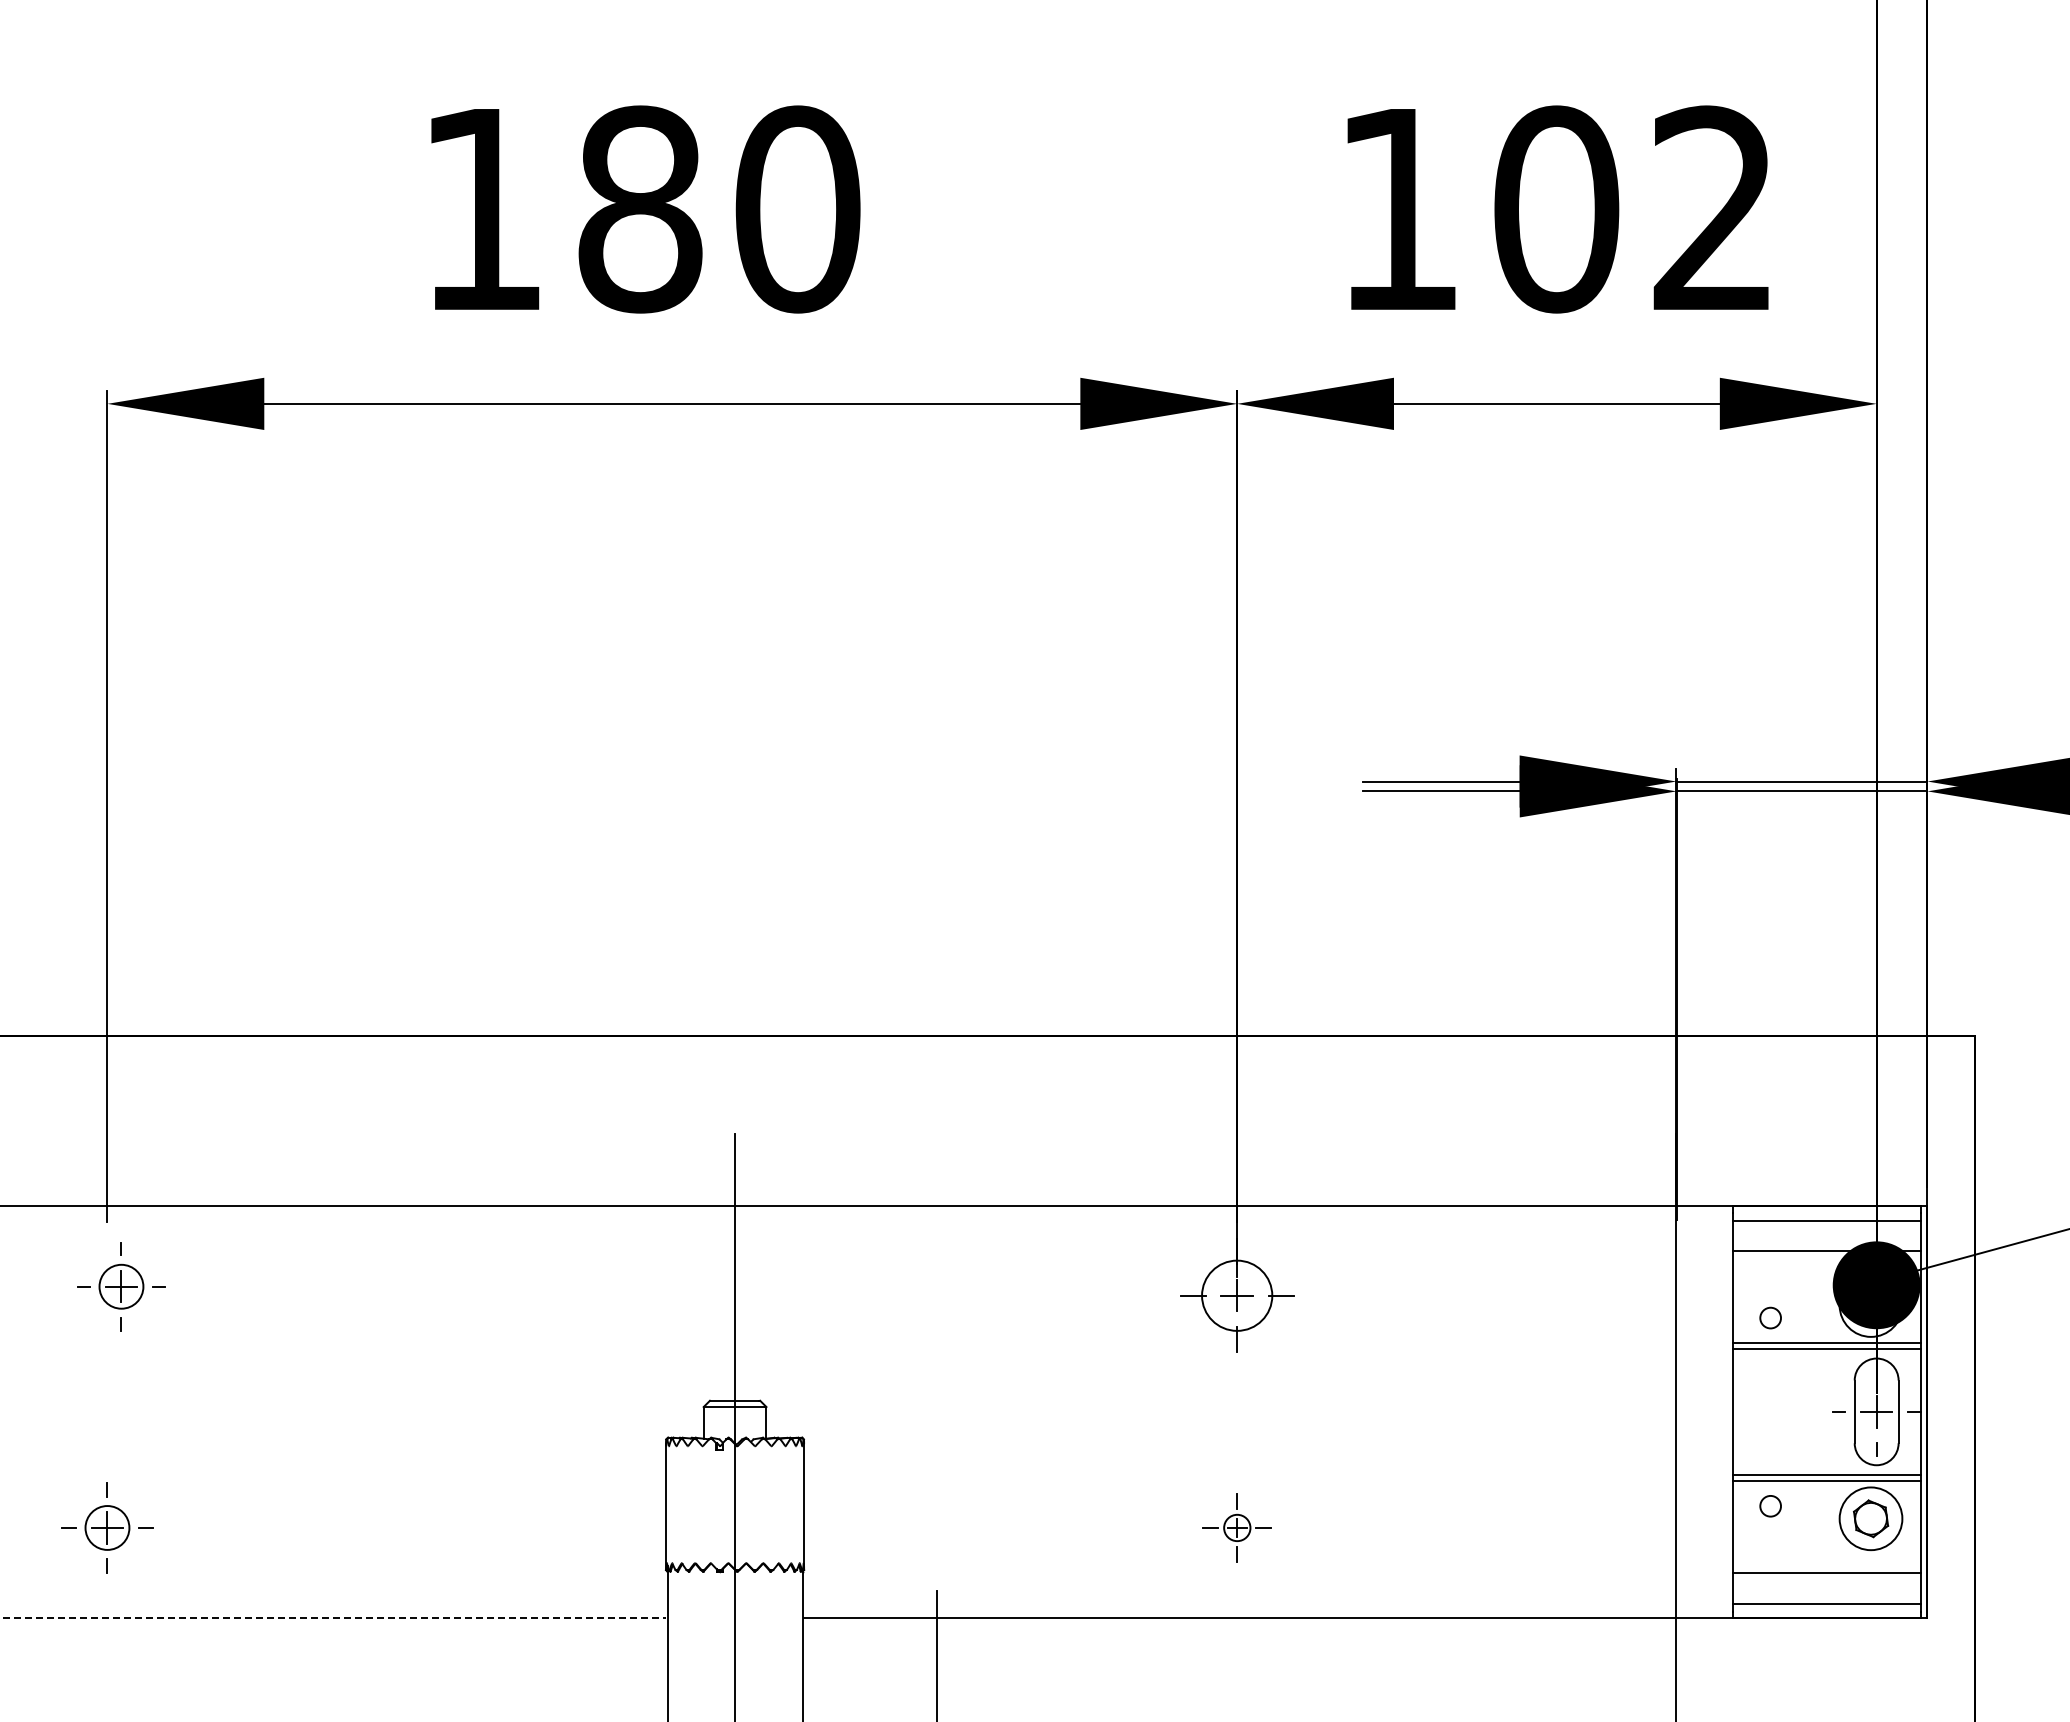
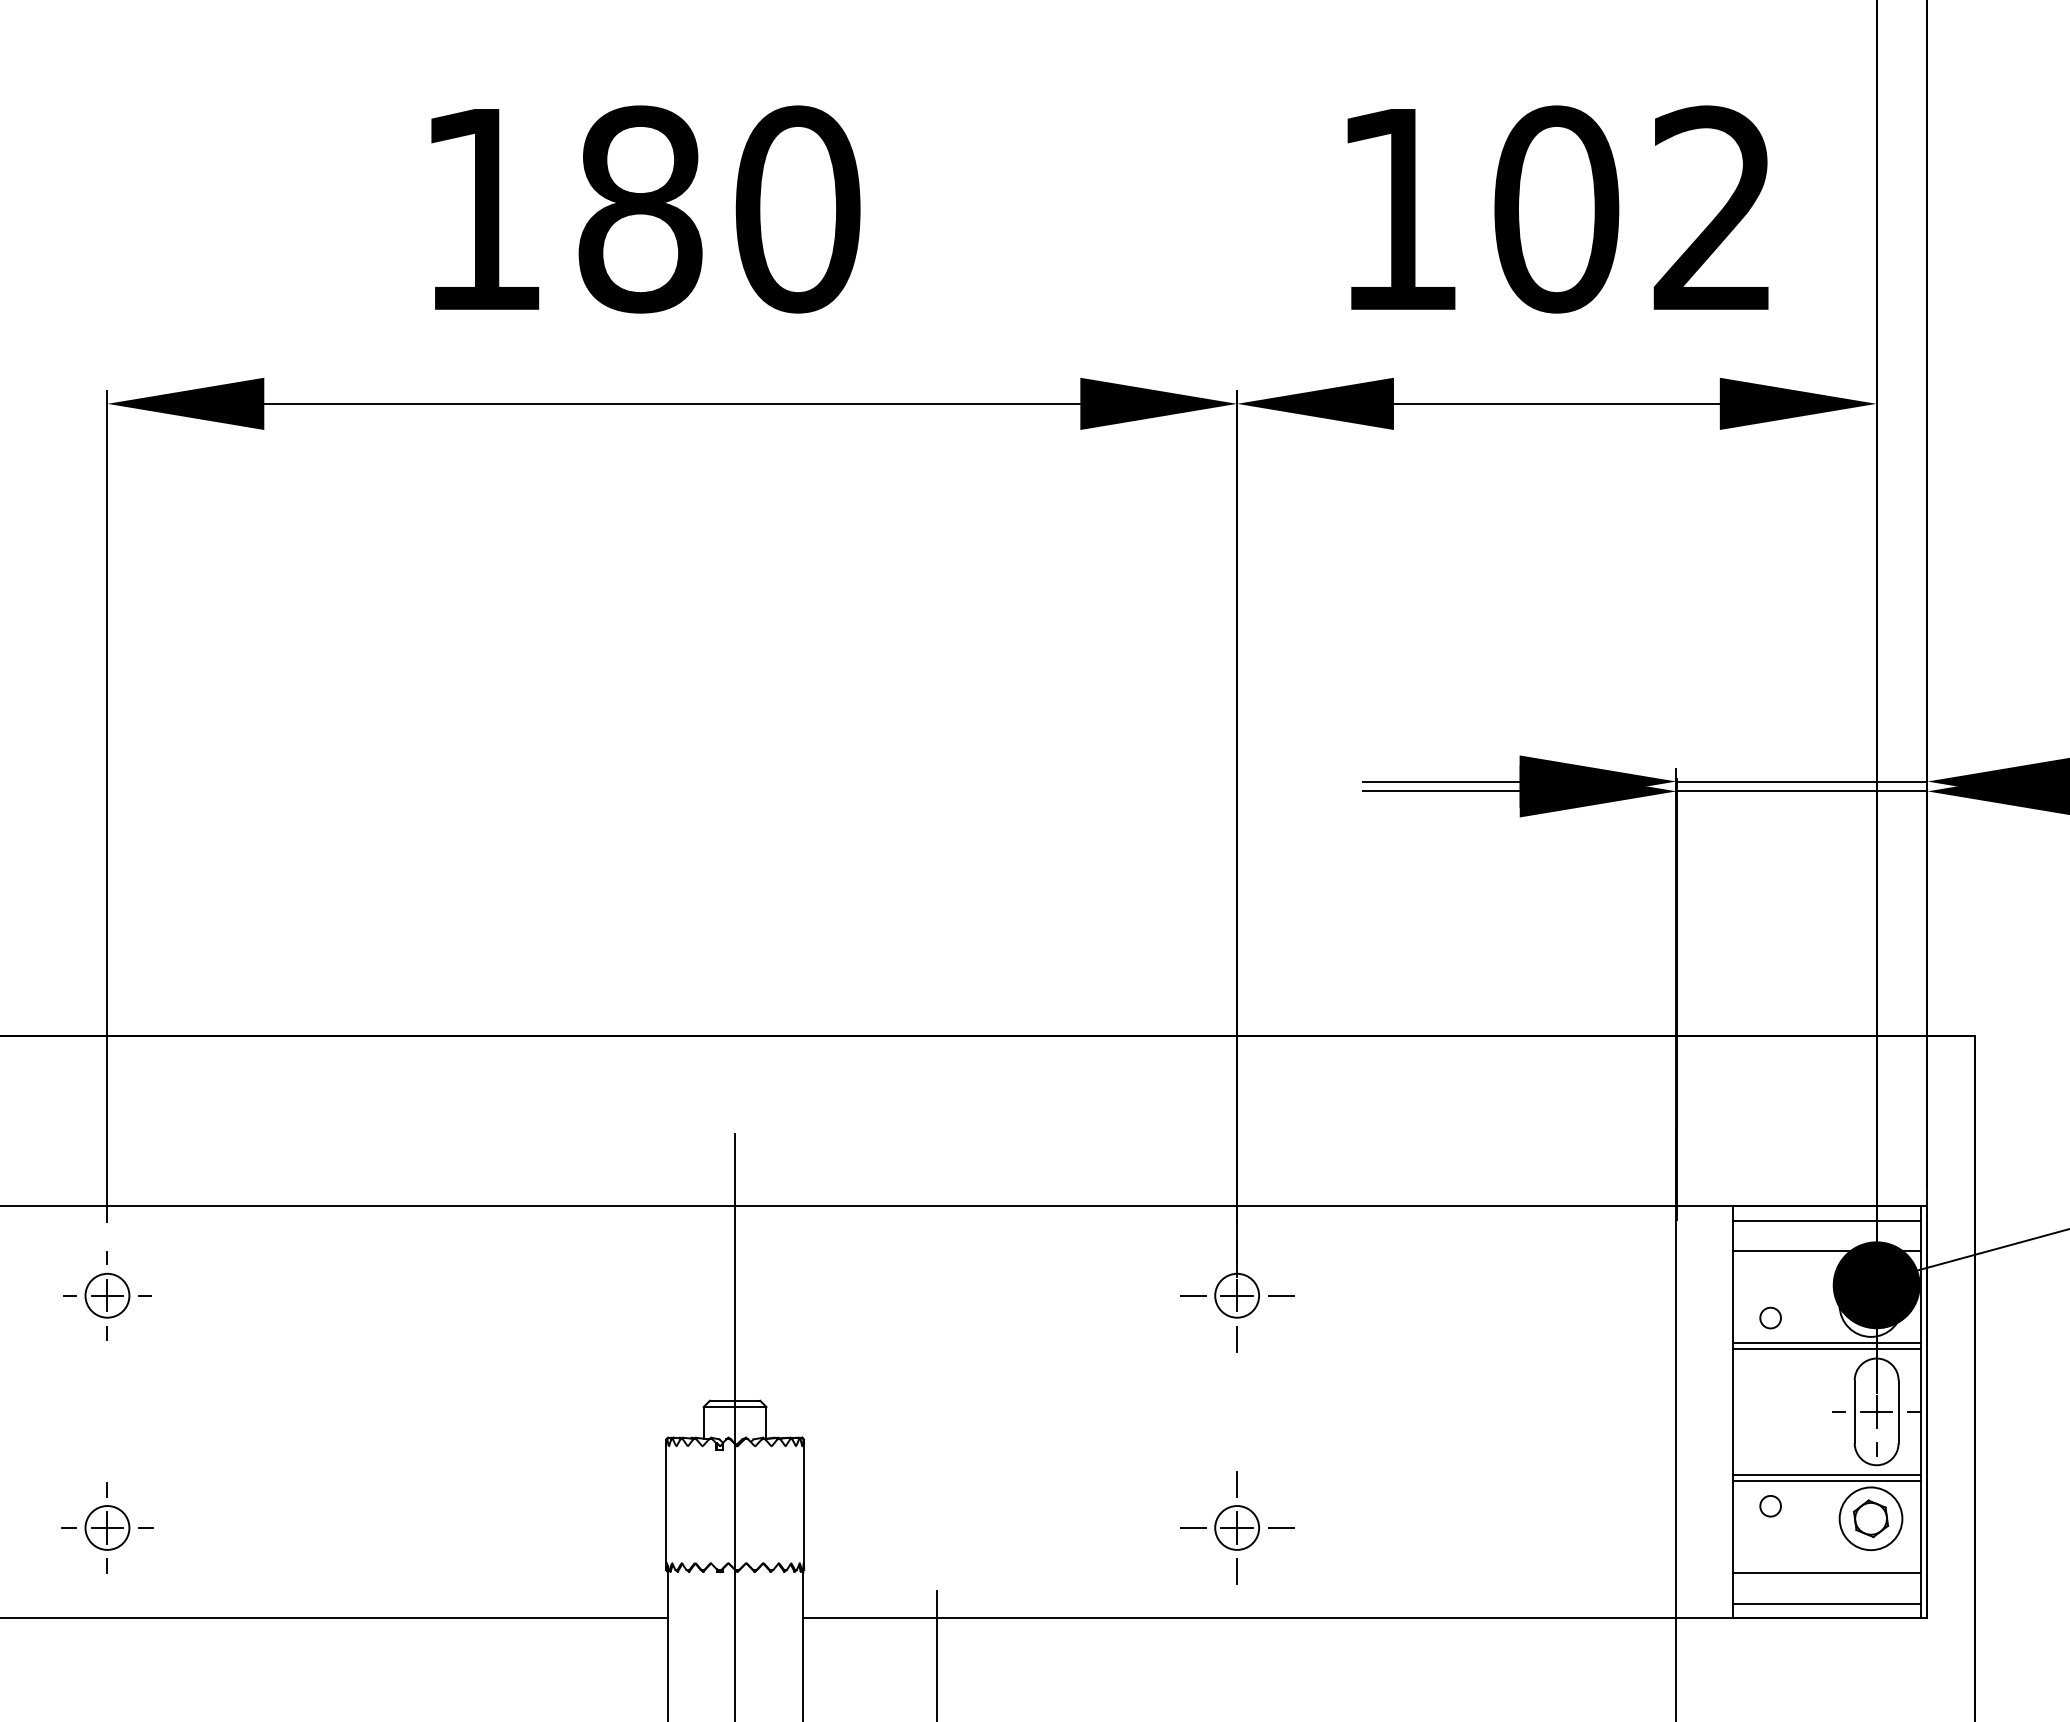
part position: (121, 1286) -> (107, 1295) (107, 1295)
circle diameter: 70 px -> 44 px (1237, 1295)
part size: 70x70 px -> 115x114 px (1237, 1527)
line: dashed -> solid (333, 1617)
